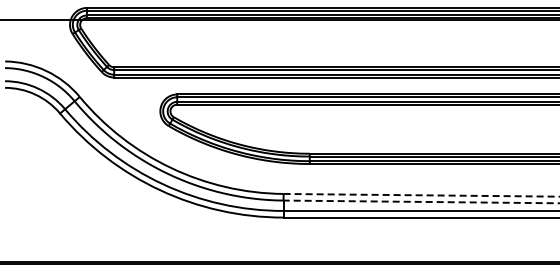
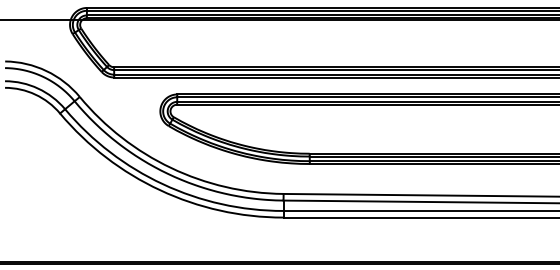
line: dashed -> solid (421, 195)
line: dashed -> solid (421, 201)
